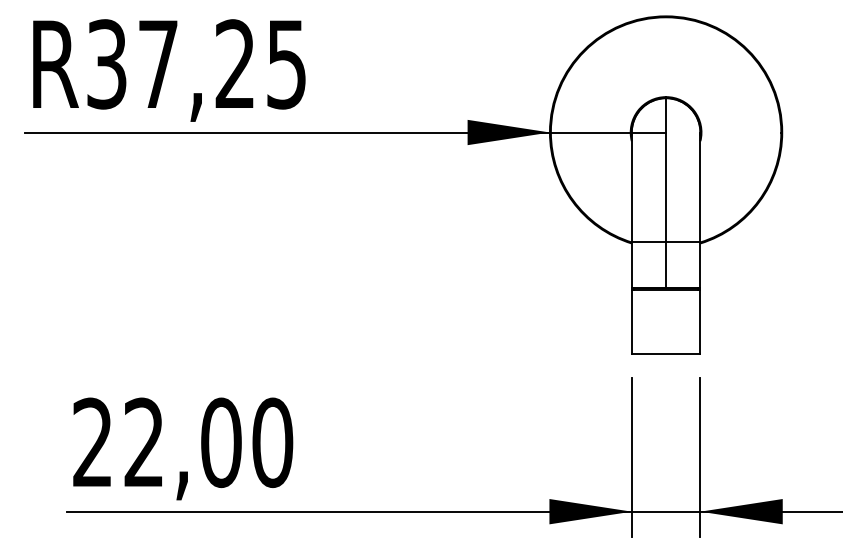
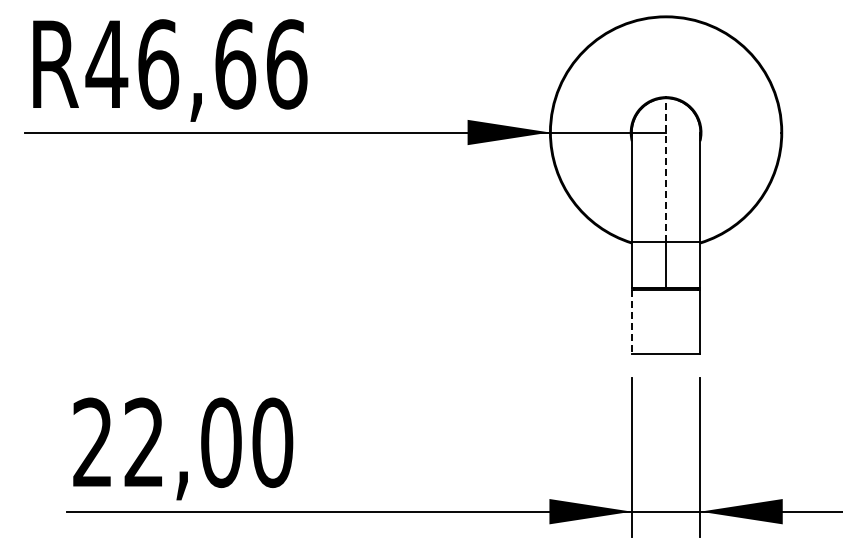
text: R37,25 -> R46,66 (196, 64)
line: solid -> dashed (666, 169)
line: solid -> dashed (631, 321)
